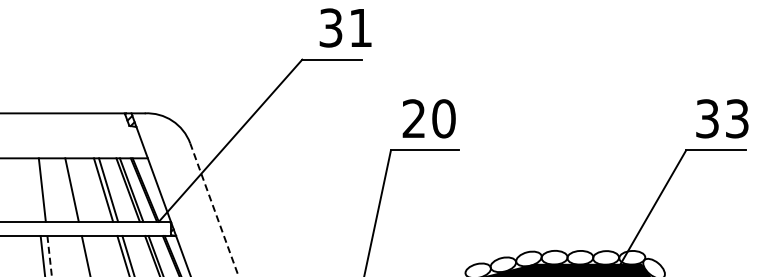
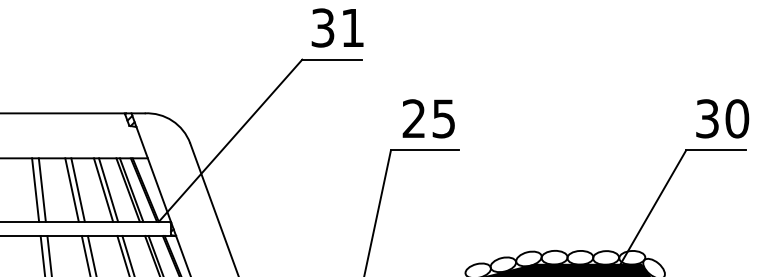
text position: (345, 27) -> (337, 27) (337, 27)
text: 20 -> 25 (443, 118)
text: 33 -> 30 (737, 118)
line: none -> present (35, 189)
line: none -> present (77, 189)
line: dashed -> solid (214, 209)
line: none -> present (91, 254)
line: dashed -> solid (49, 255)
